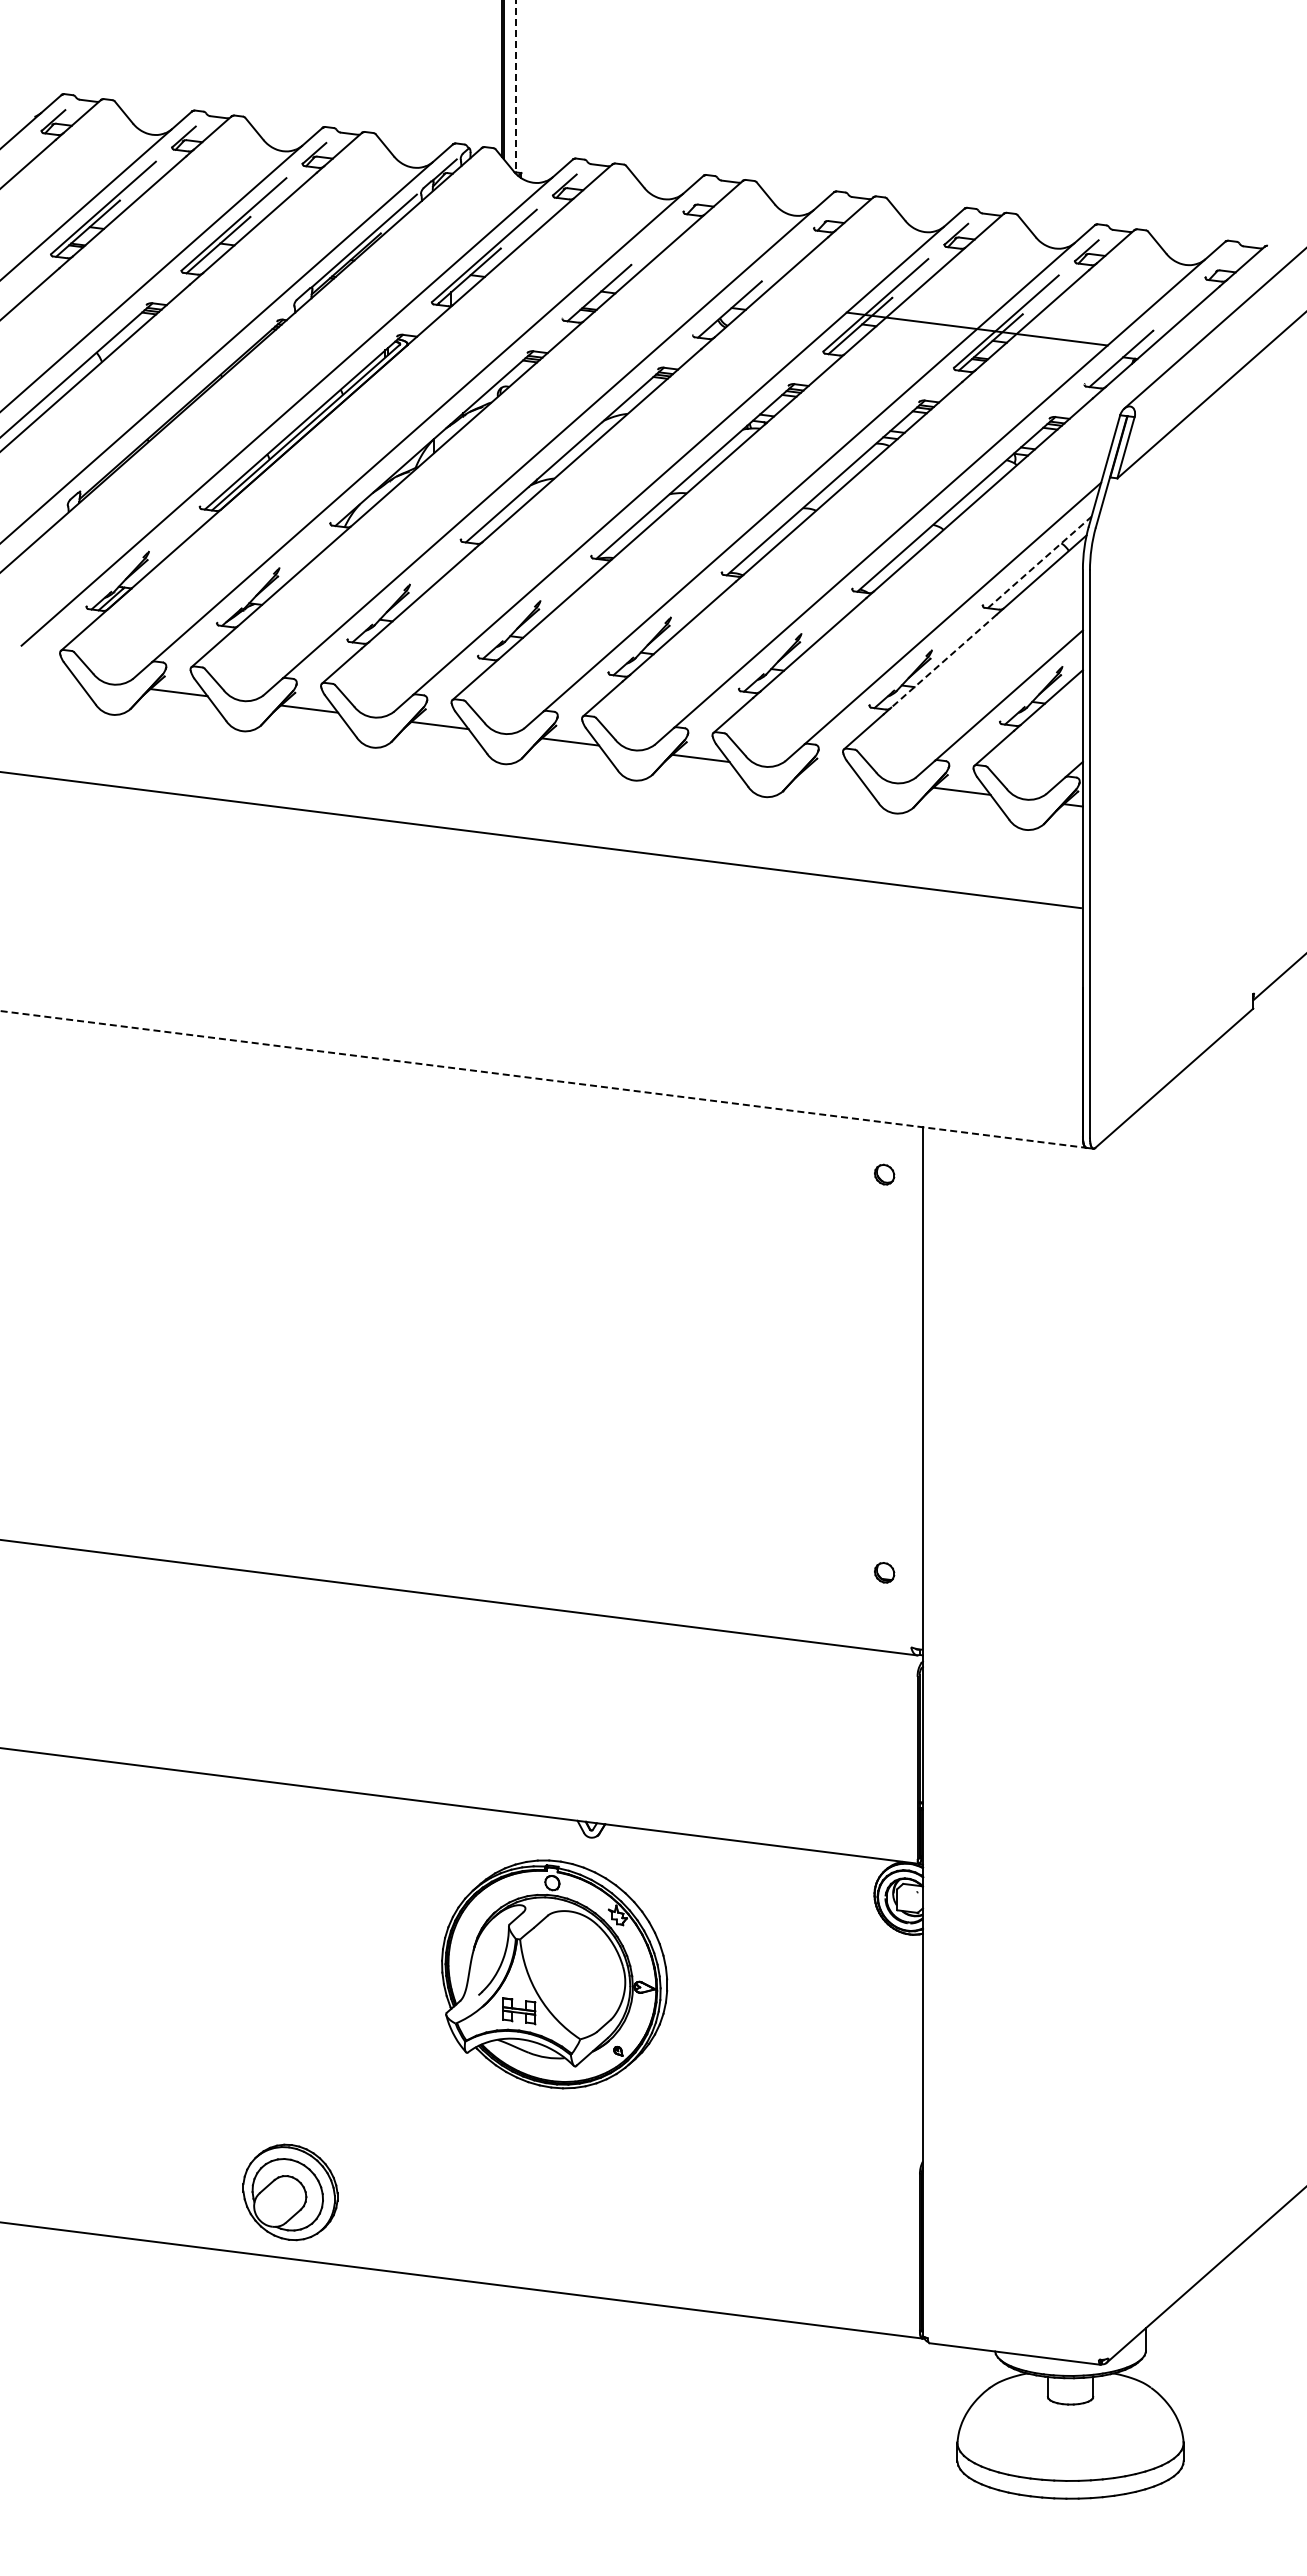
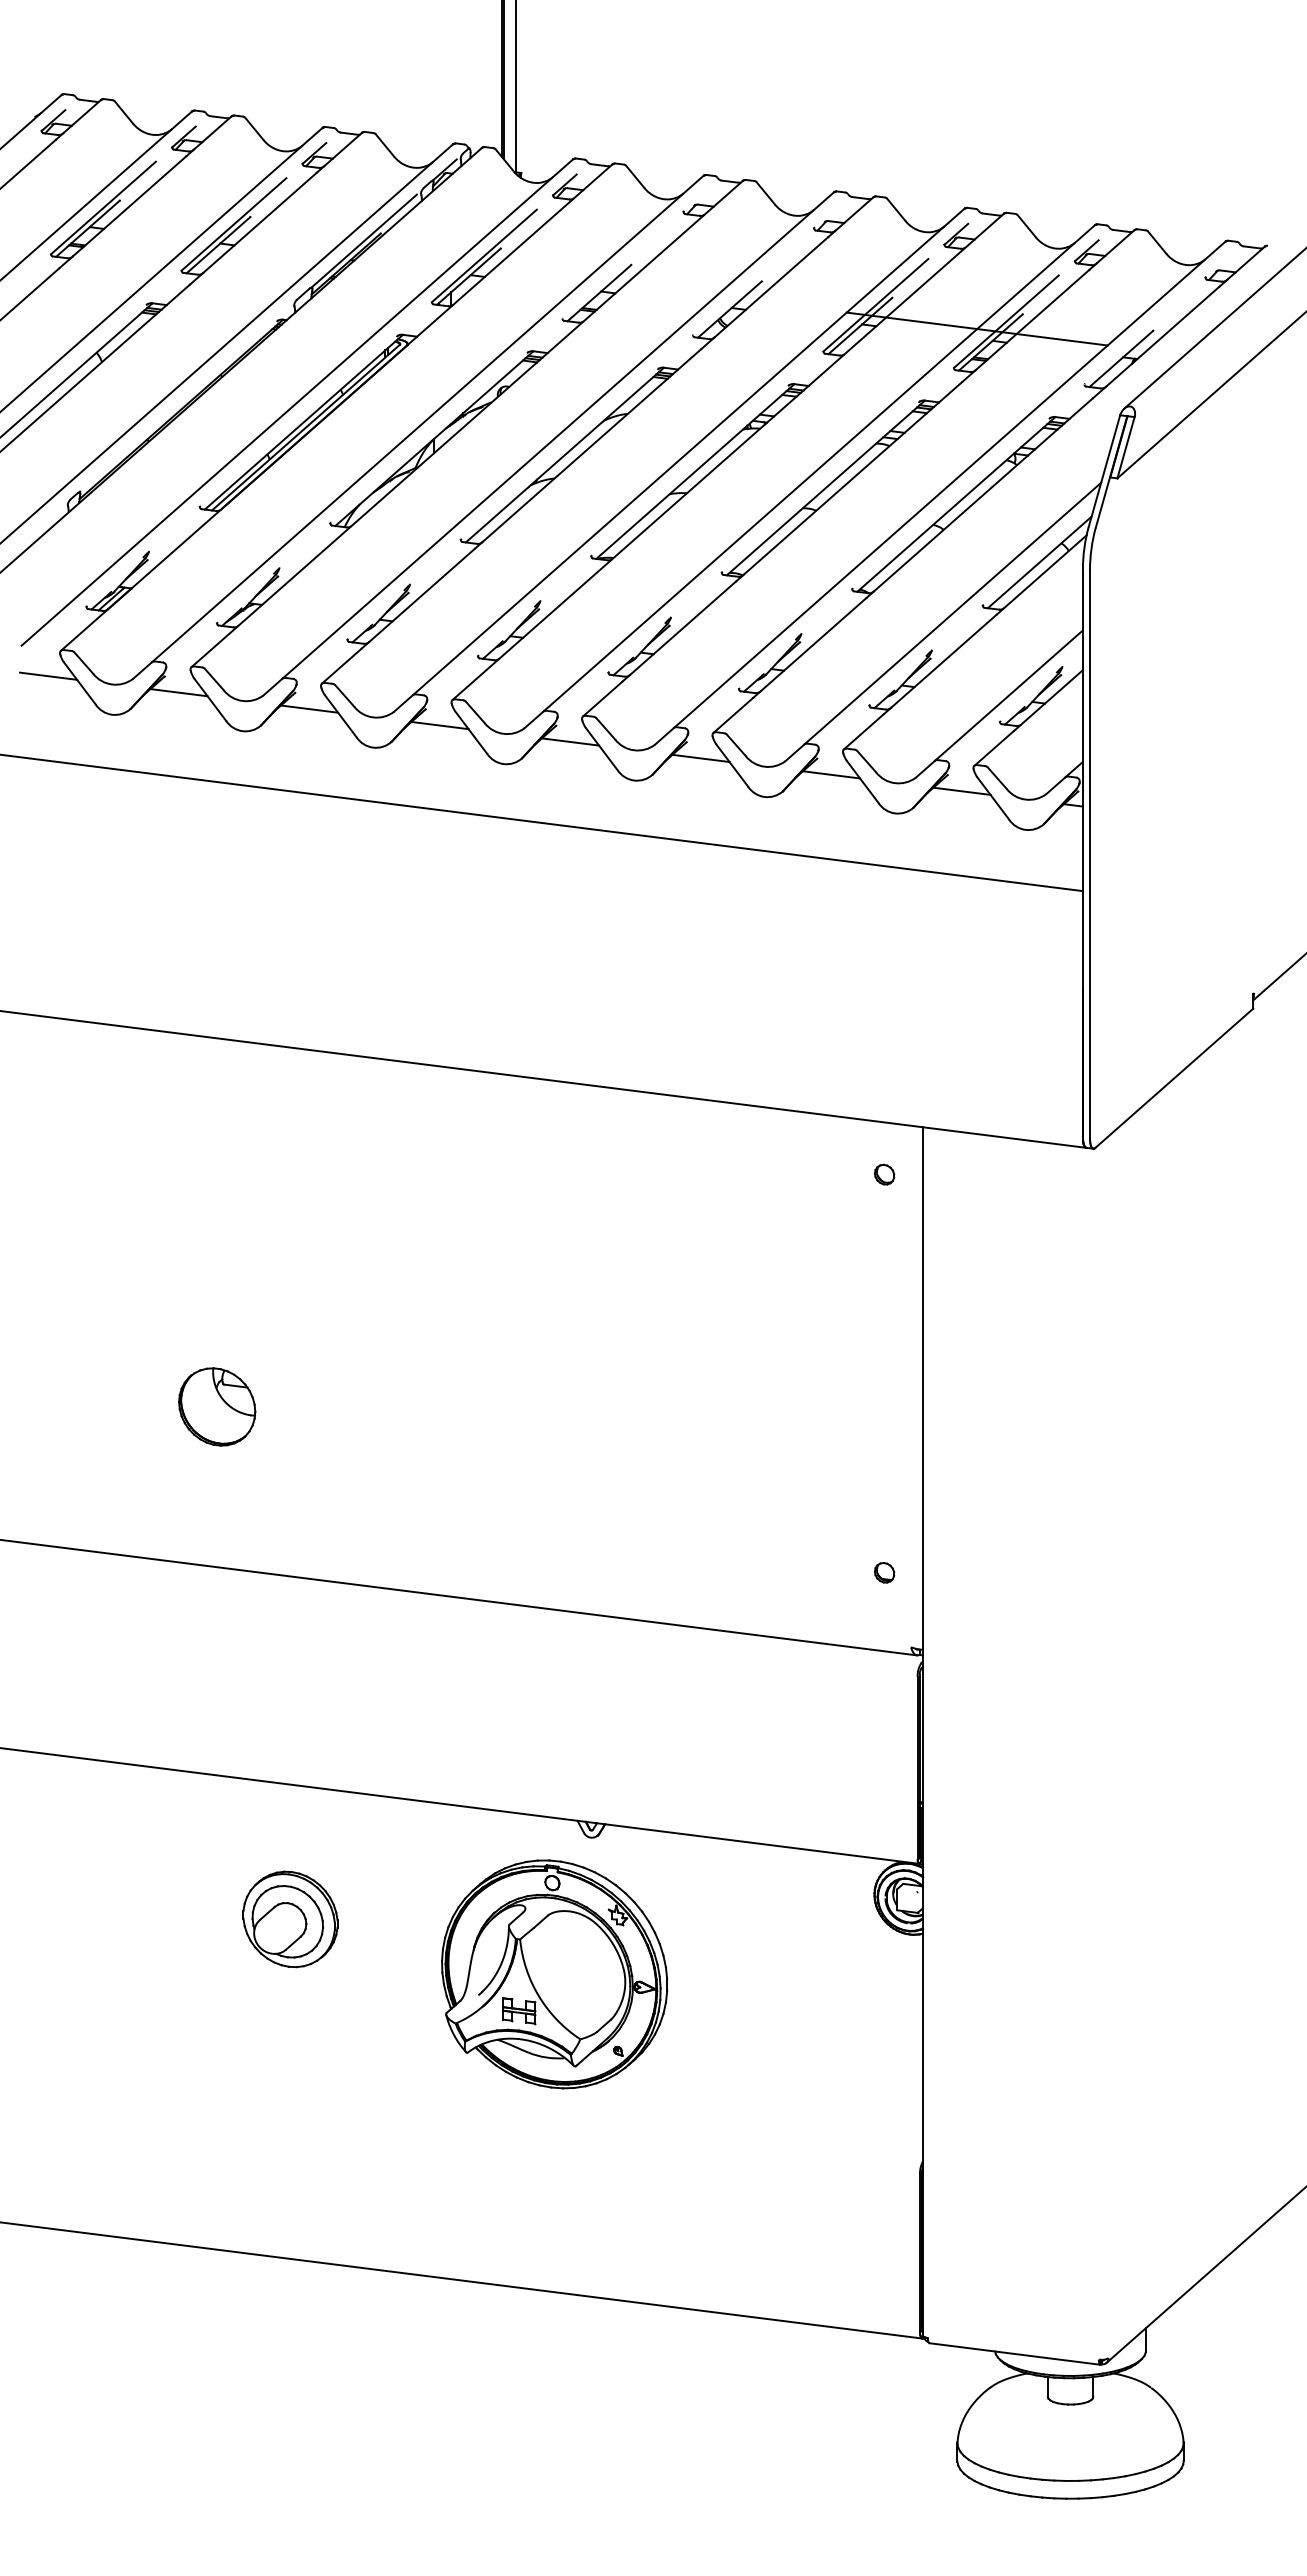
line: dashed -> solid (516, 86)
line: dashed -> solid (1040, 562)
line: dashed -> solid (943, 661)
line: none -> present (48, 675)
line: none -> present (831, 774)
line position: (541, 840) -> (542, 822) (542, 822)
line: dashed -> solid (543, 1079)
part: none -> present (217, 1406)
part position: (290, 2192) -> (290, 1919) (290, 1919)
